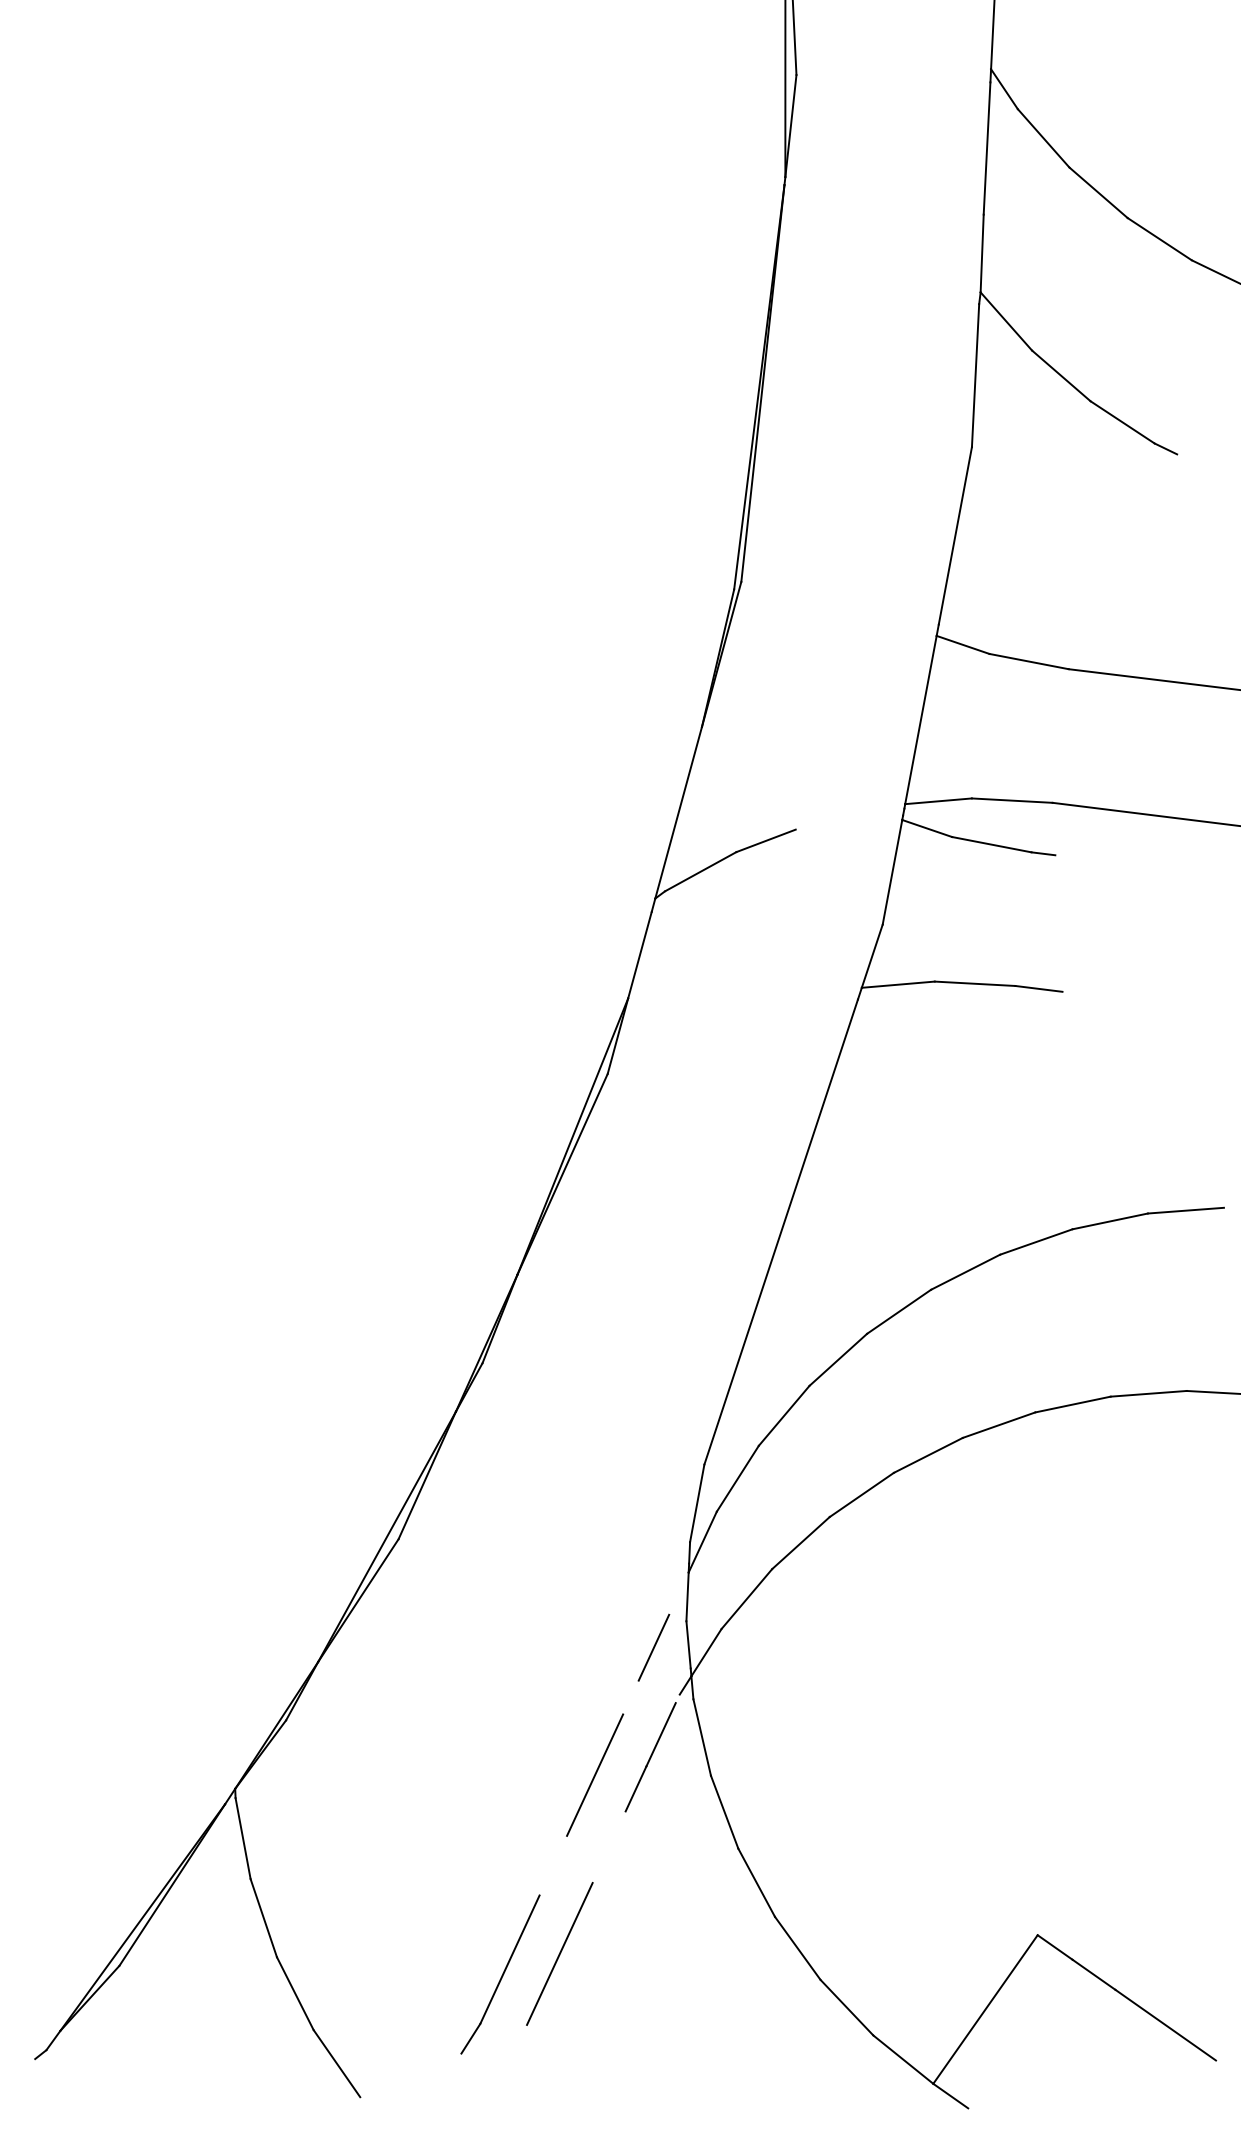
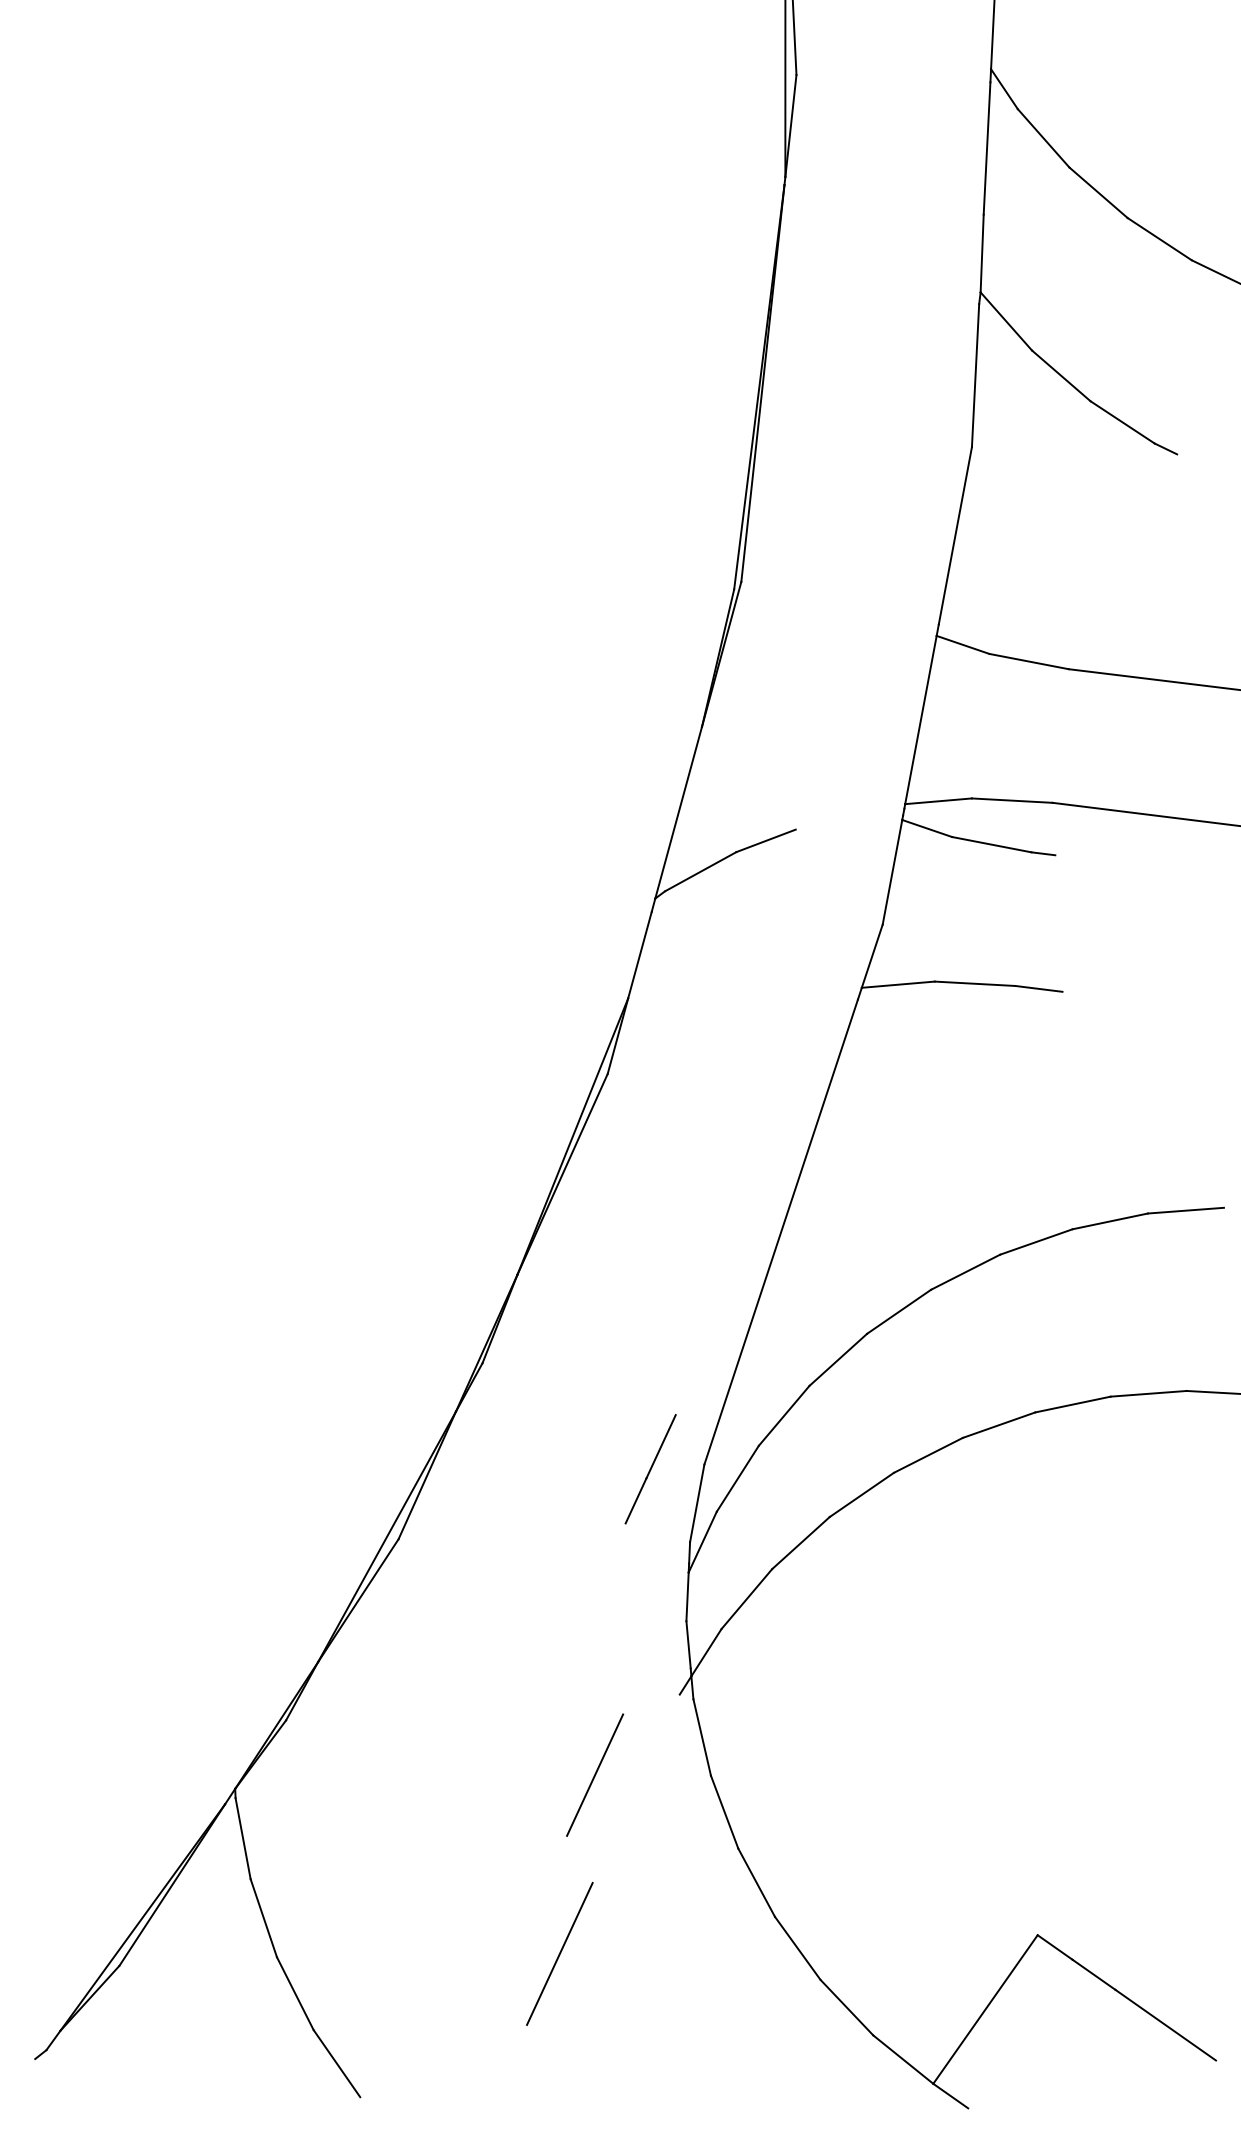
line: present -> none (653, 1647)
line position: (650, 1757) -> (650, 1469) (650, 1469)
part: present -> none (500, 1974)
